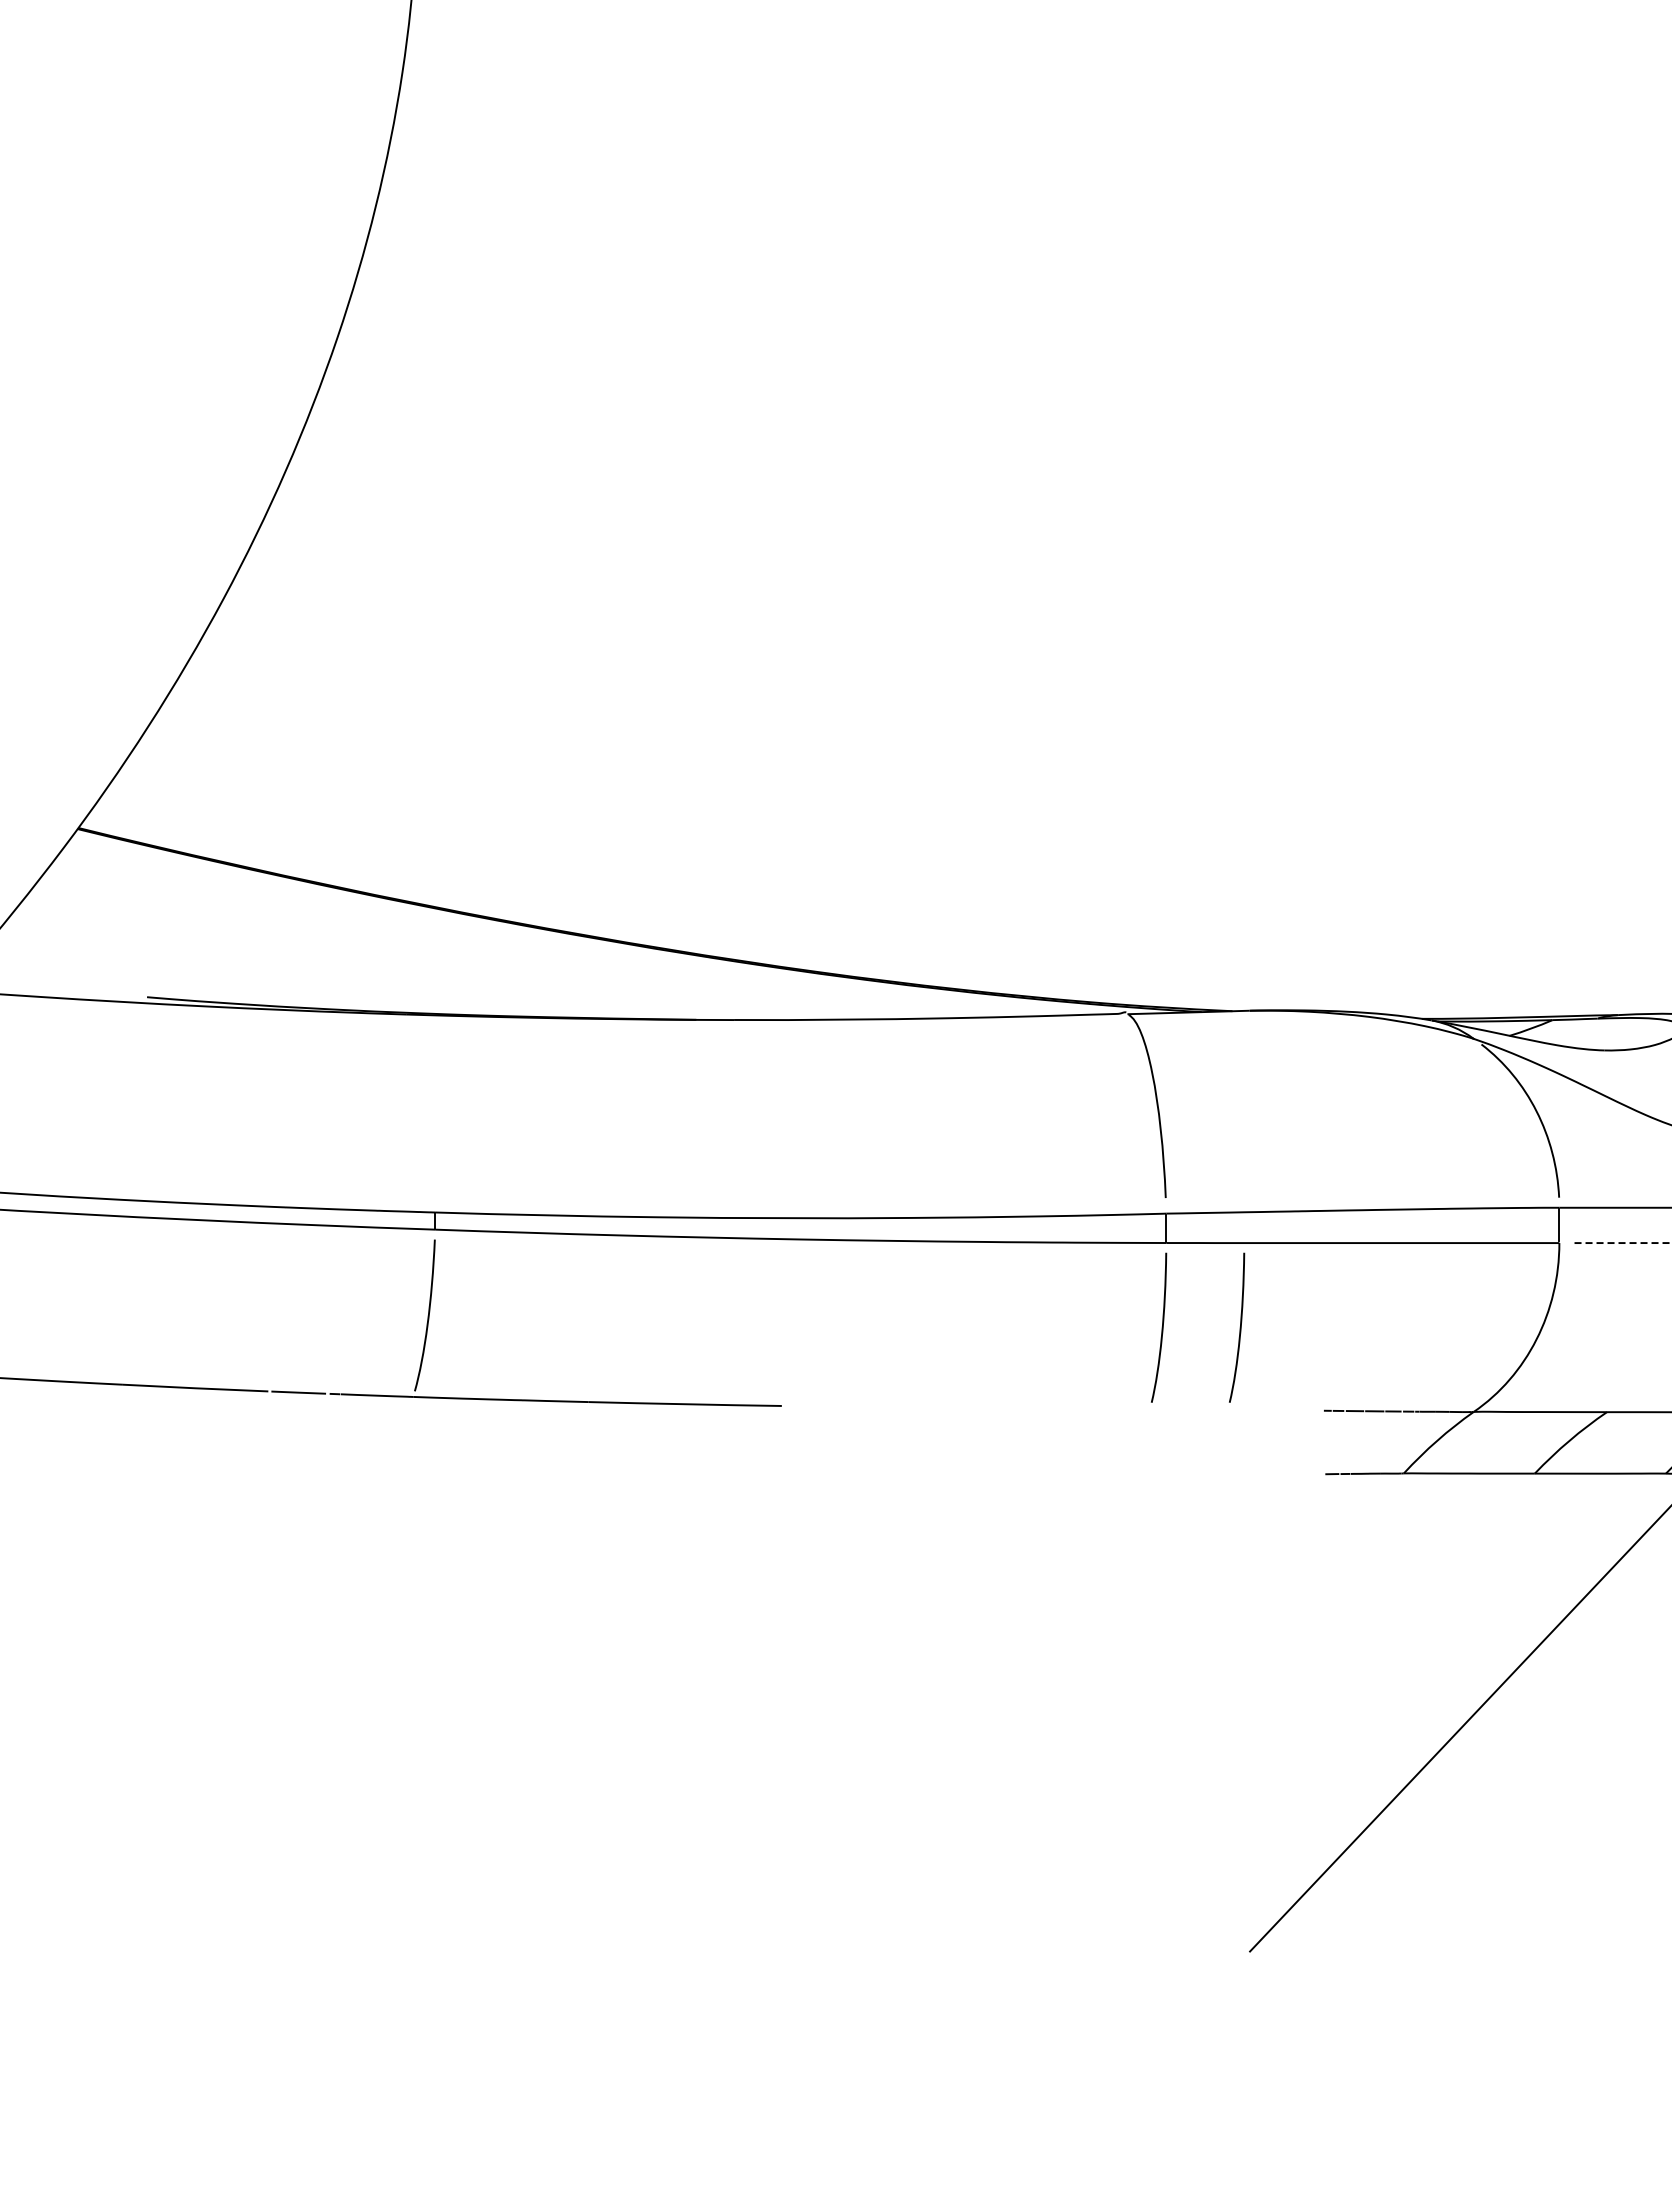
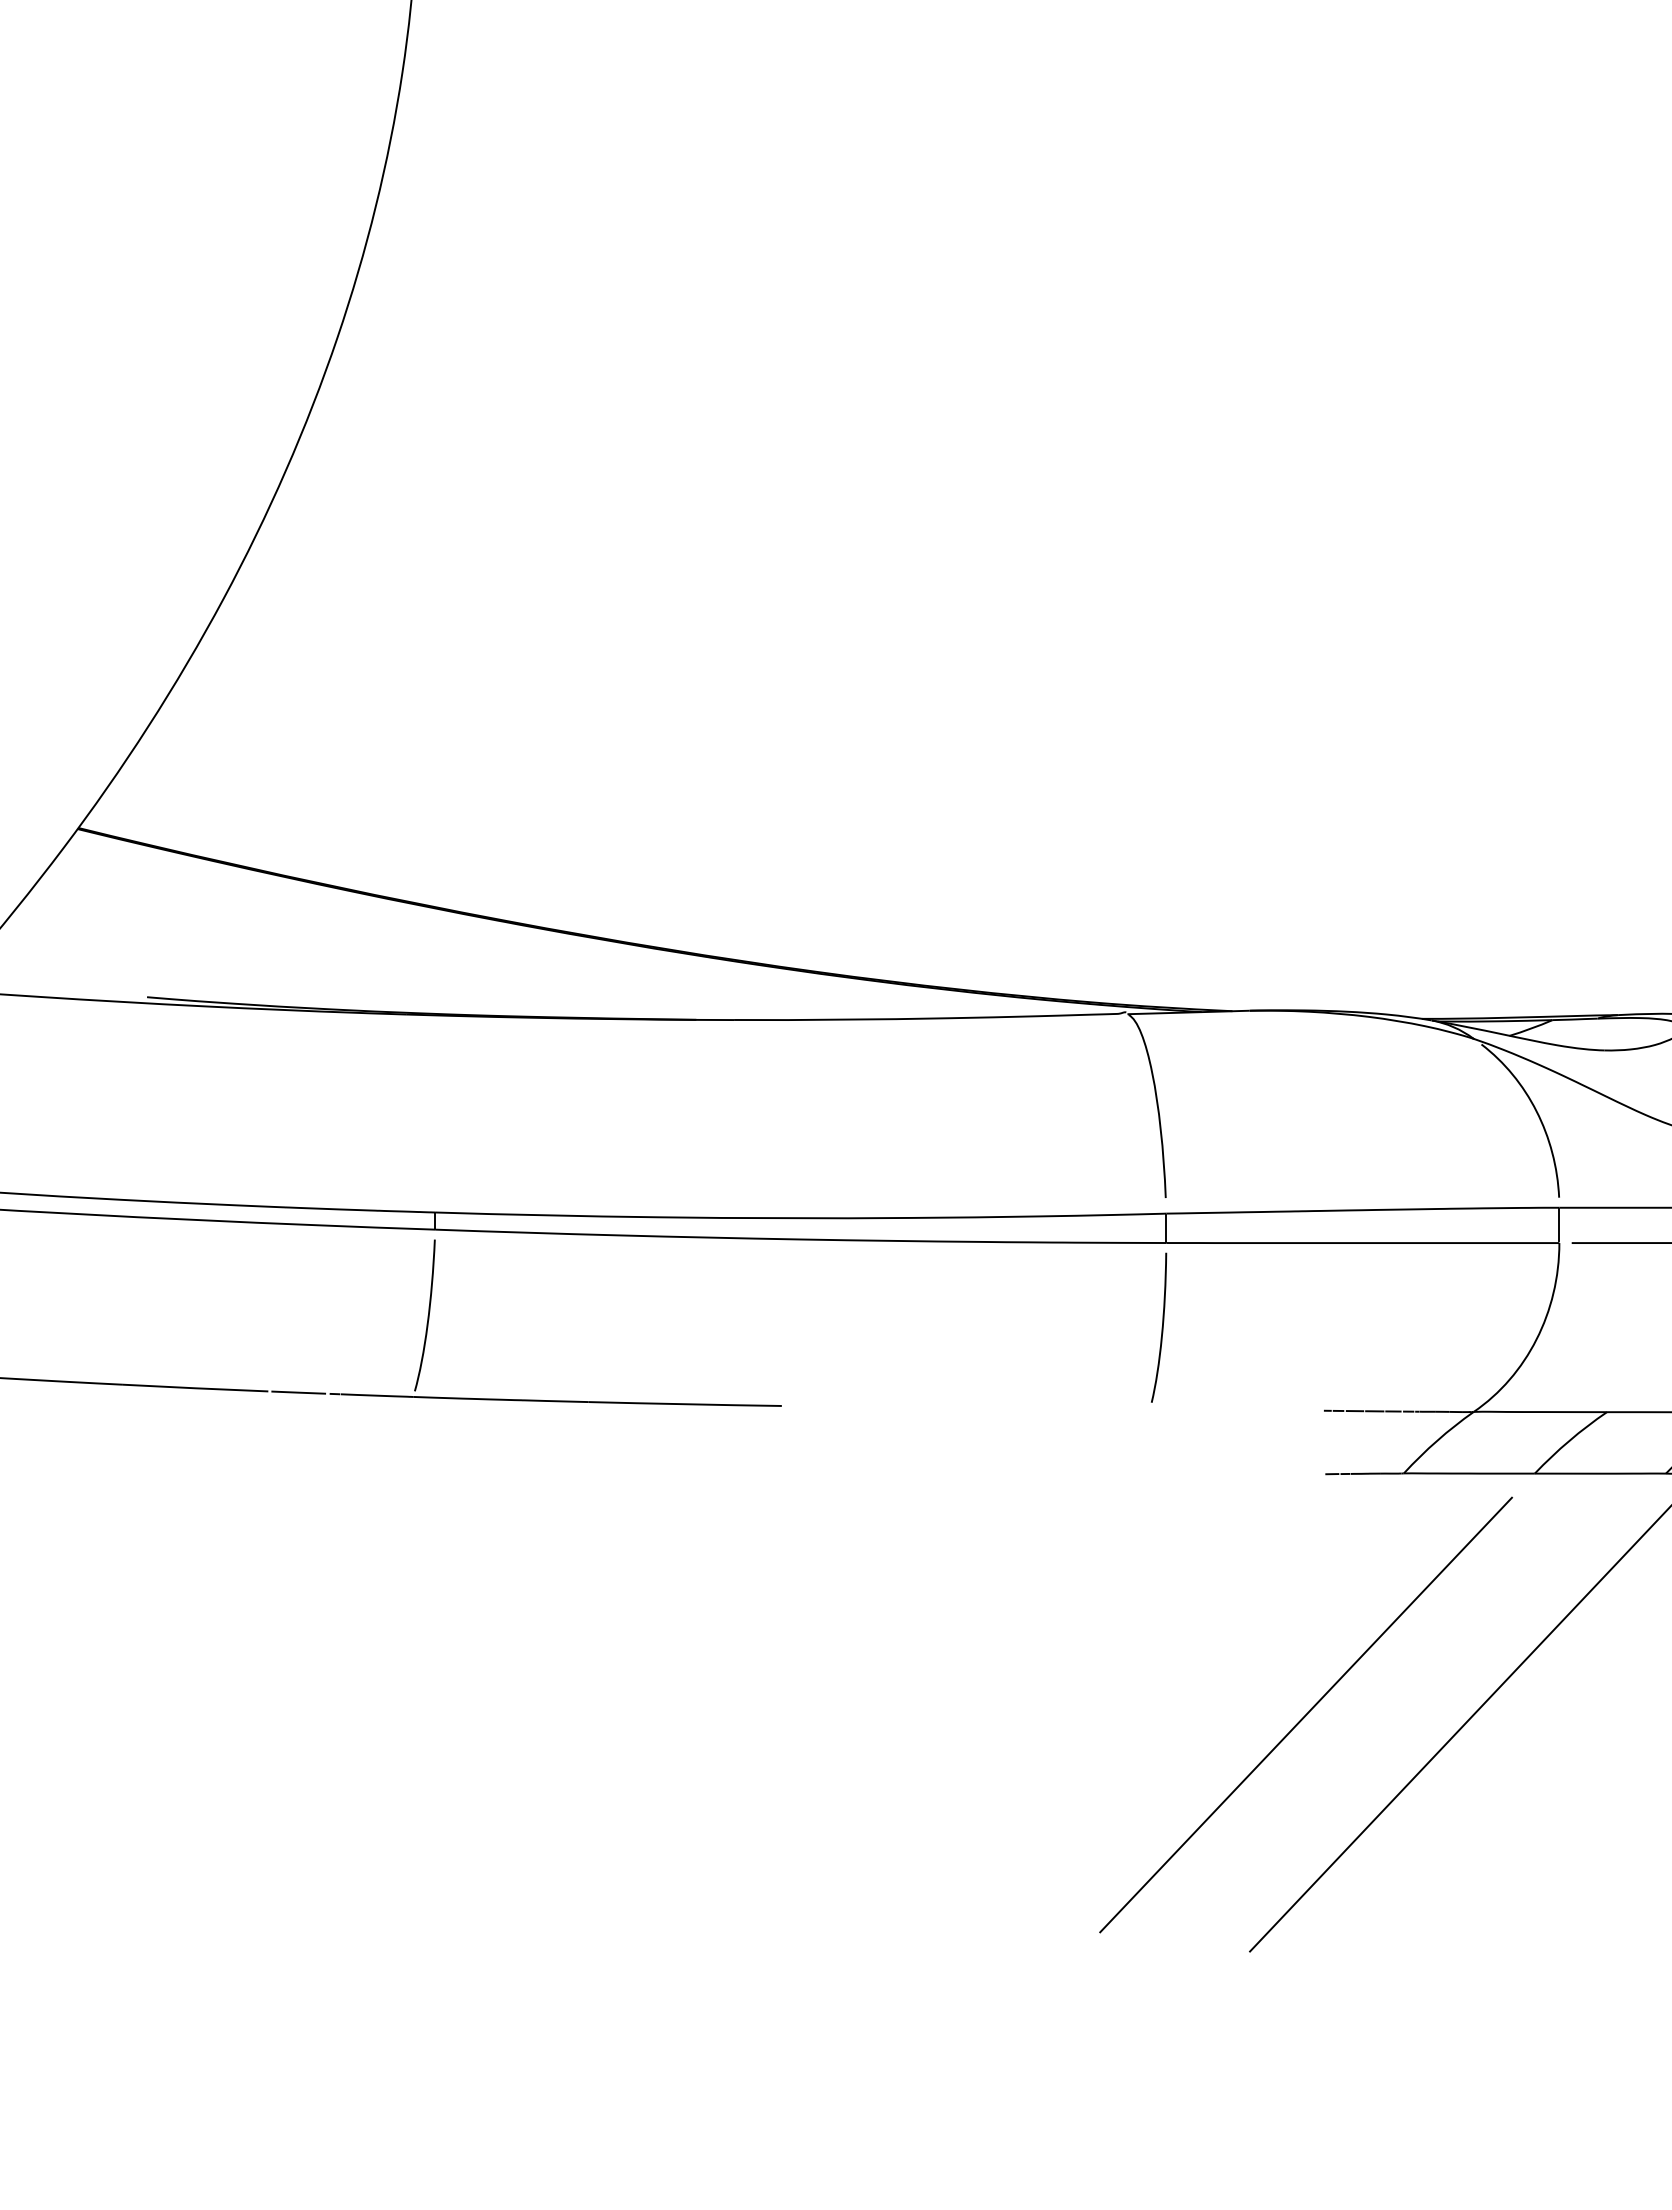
line: dashed -> solid (1621, 1243)
curve: present -> none (1239, 1327)
line: none -> present (1305, 1714)
